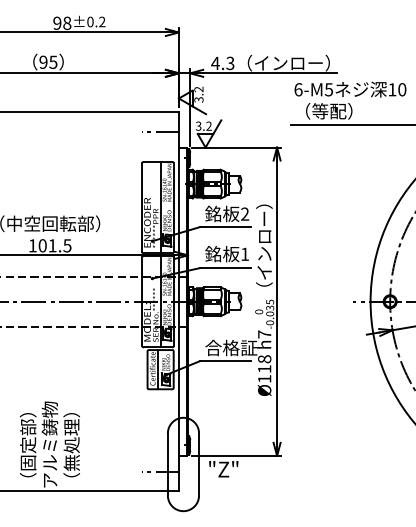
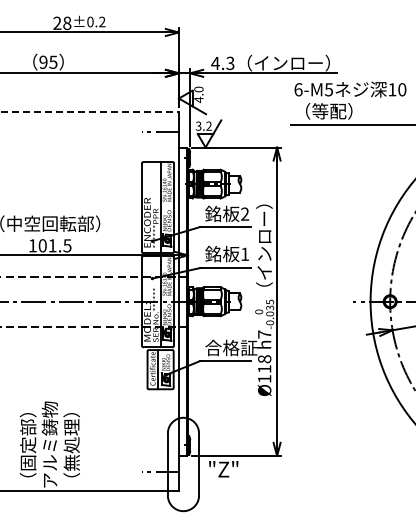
text: 98 -> 28 (57, 23)
text: 3.2 -> 4.0 (198, 94)
line: solid -> dashed (90, 112)
